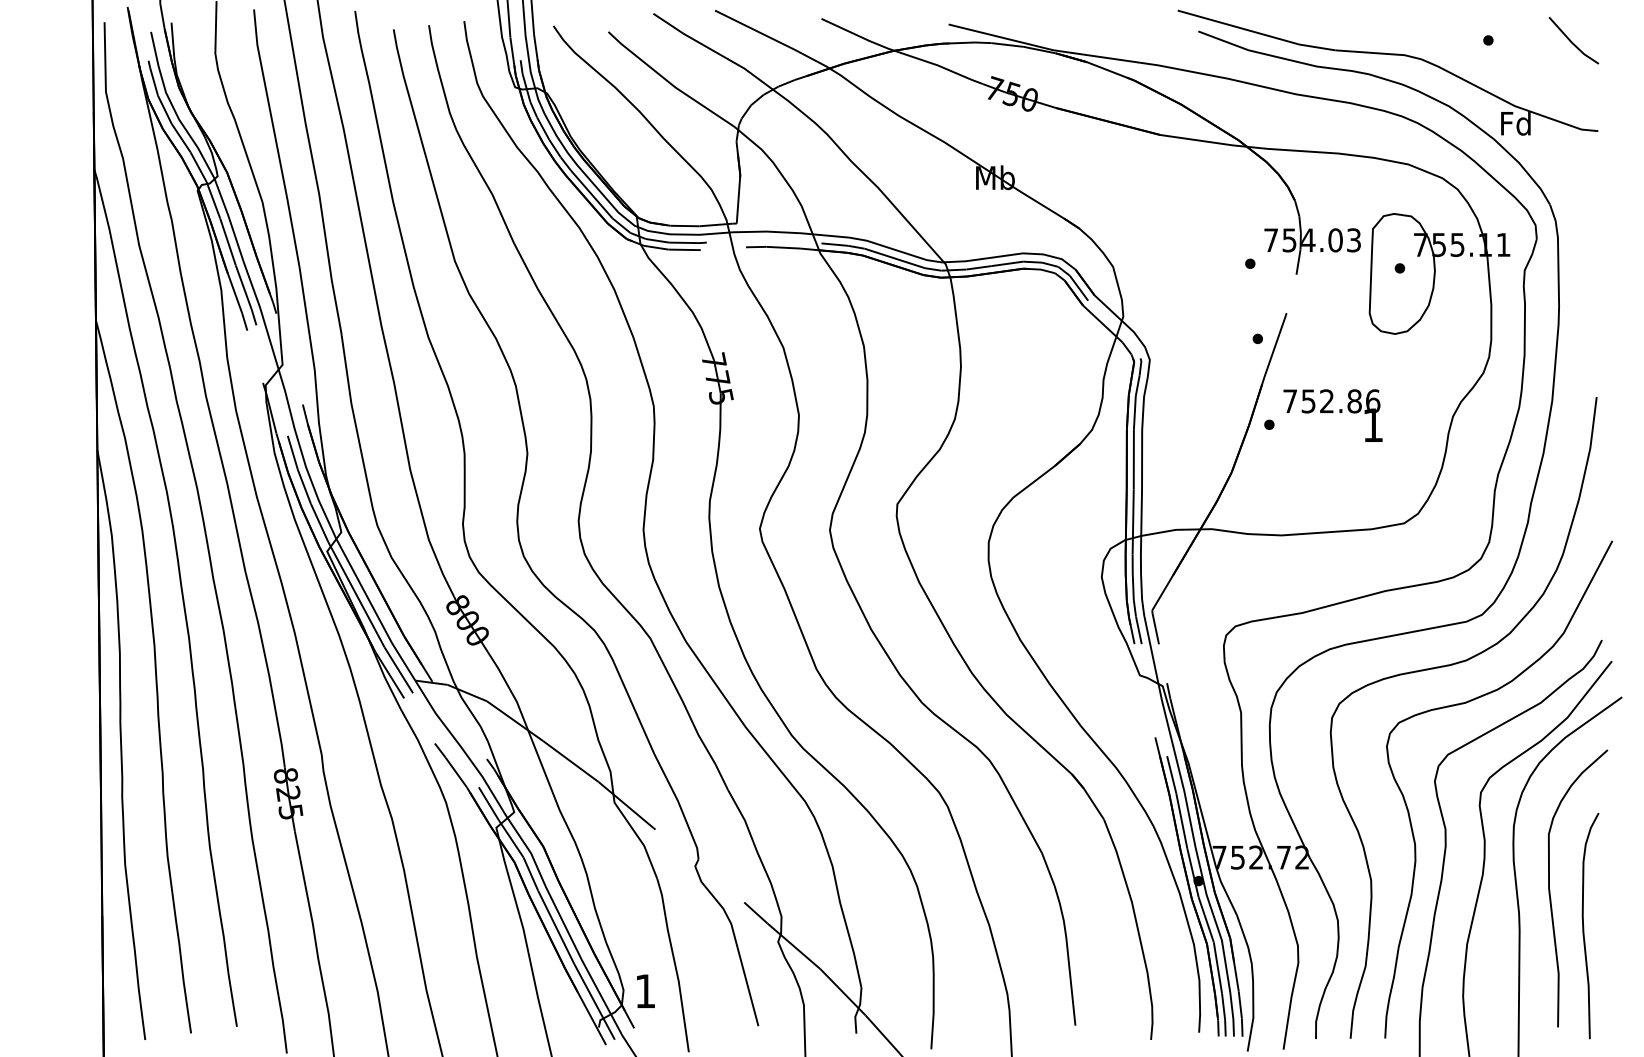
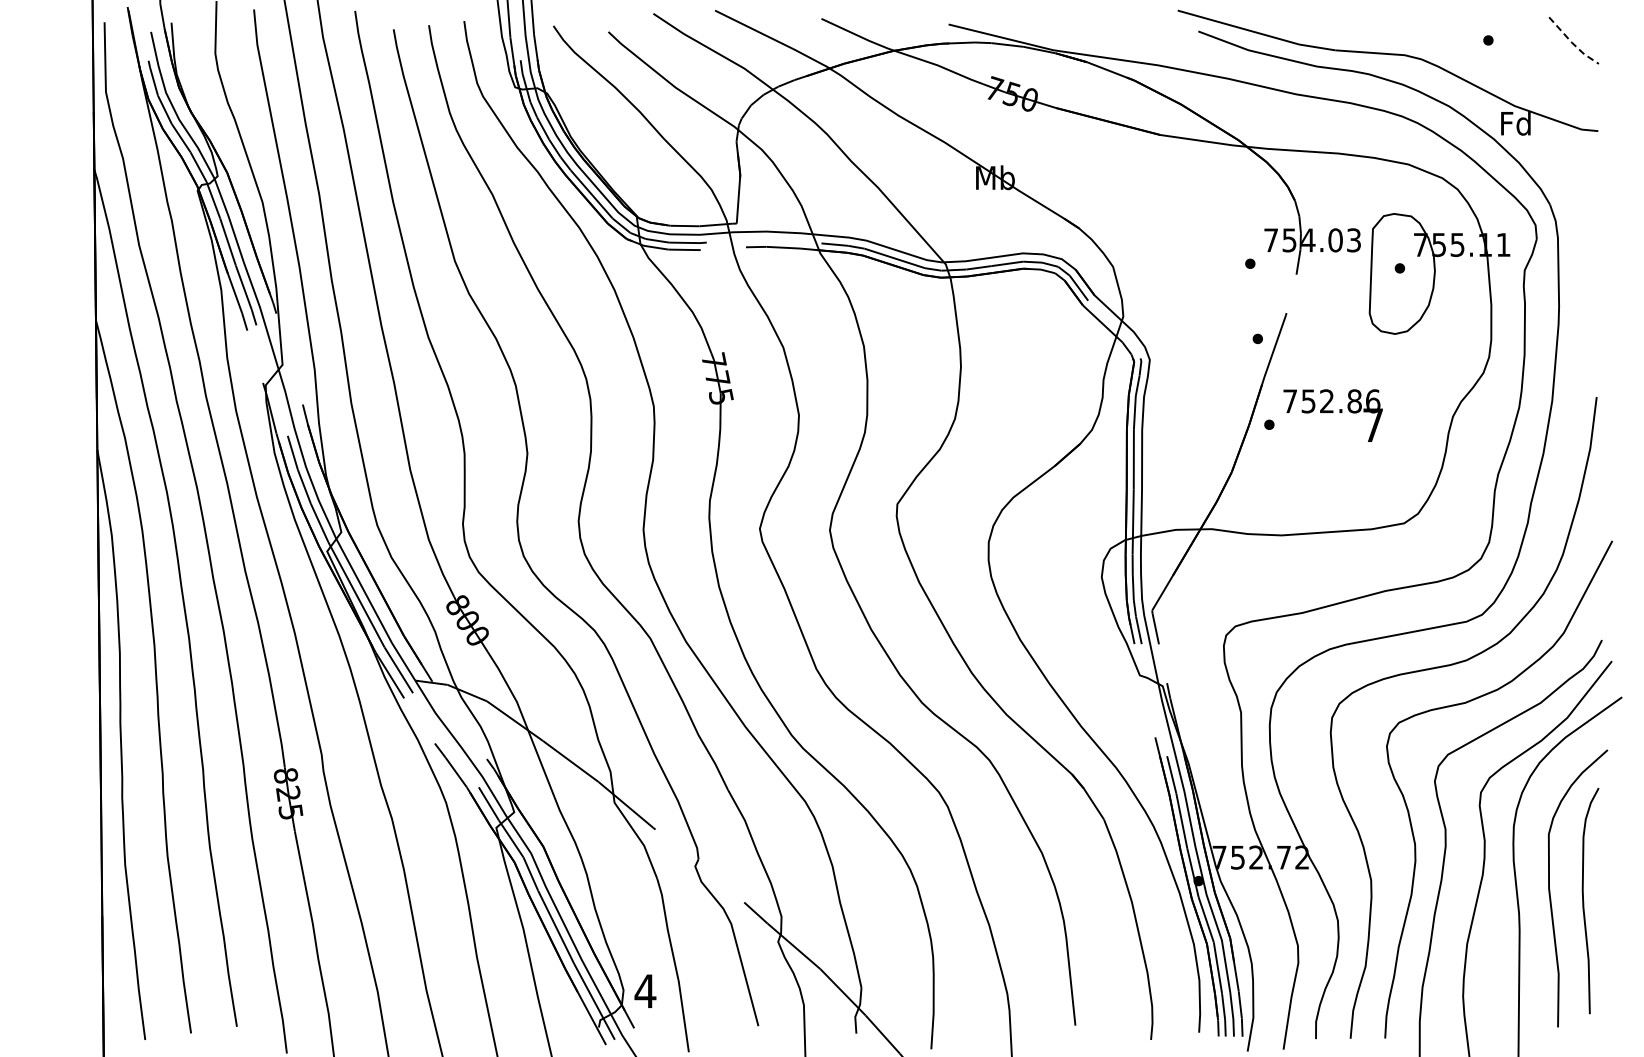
line: solid -> dashed (1572, 43)
text: 1 -> 7 (1372, 424)
curve position: (1584, 926) -> (1584, 901) (1584, 901)
text: 1 -> 4 (645, 990)
